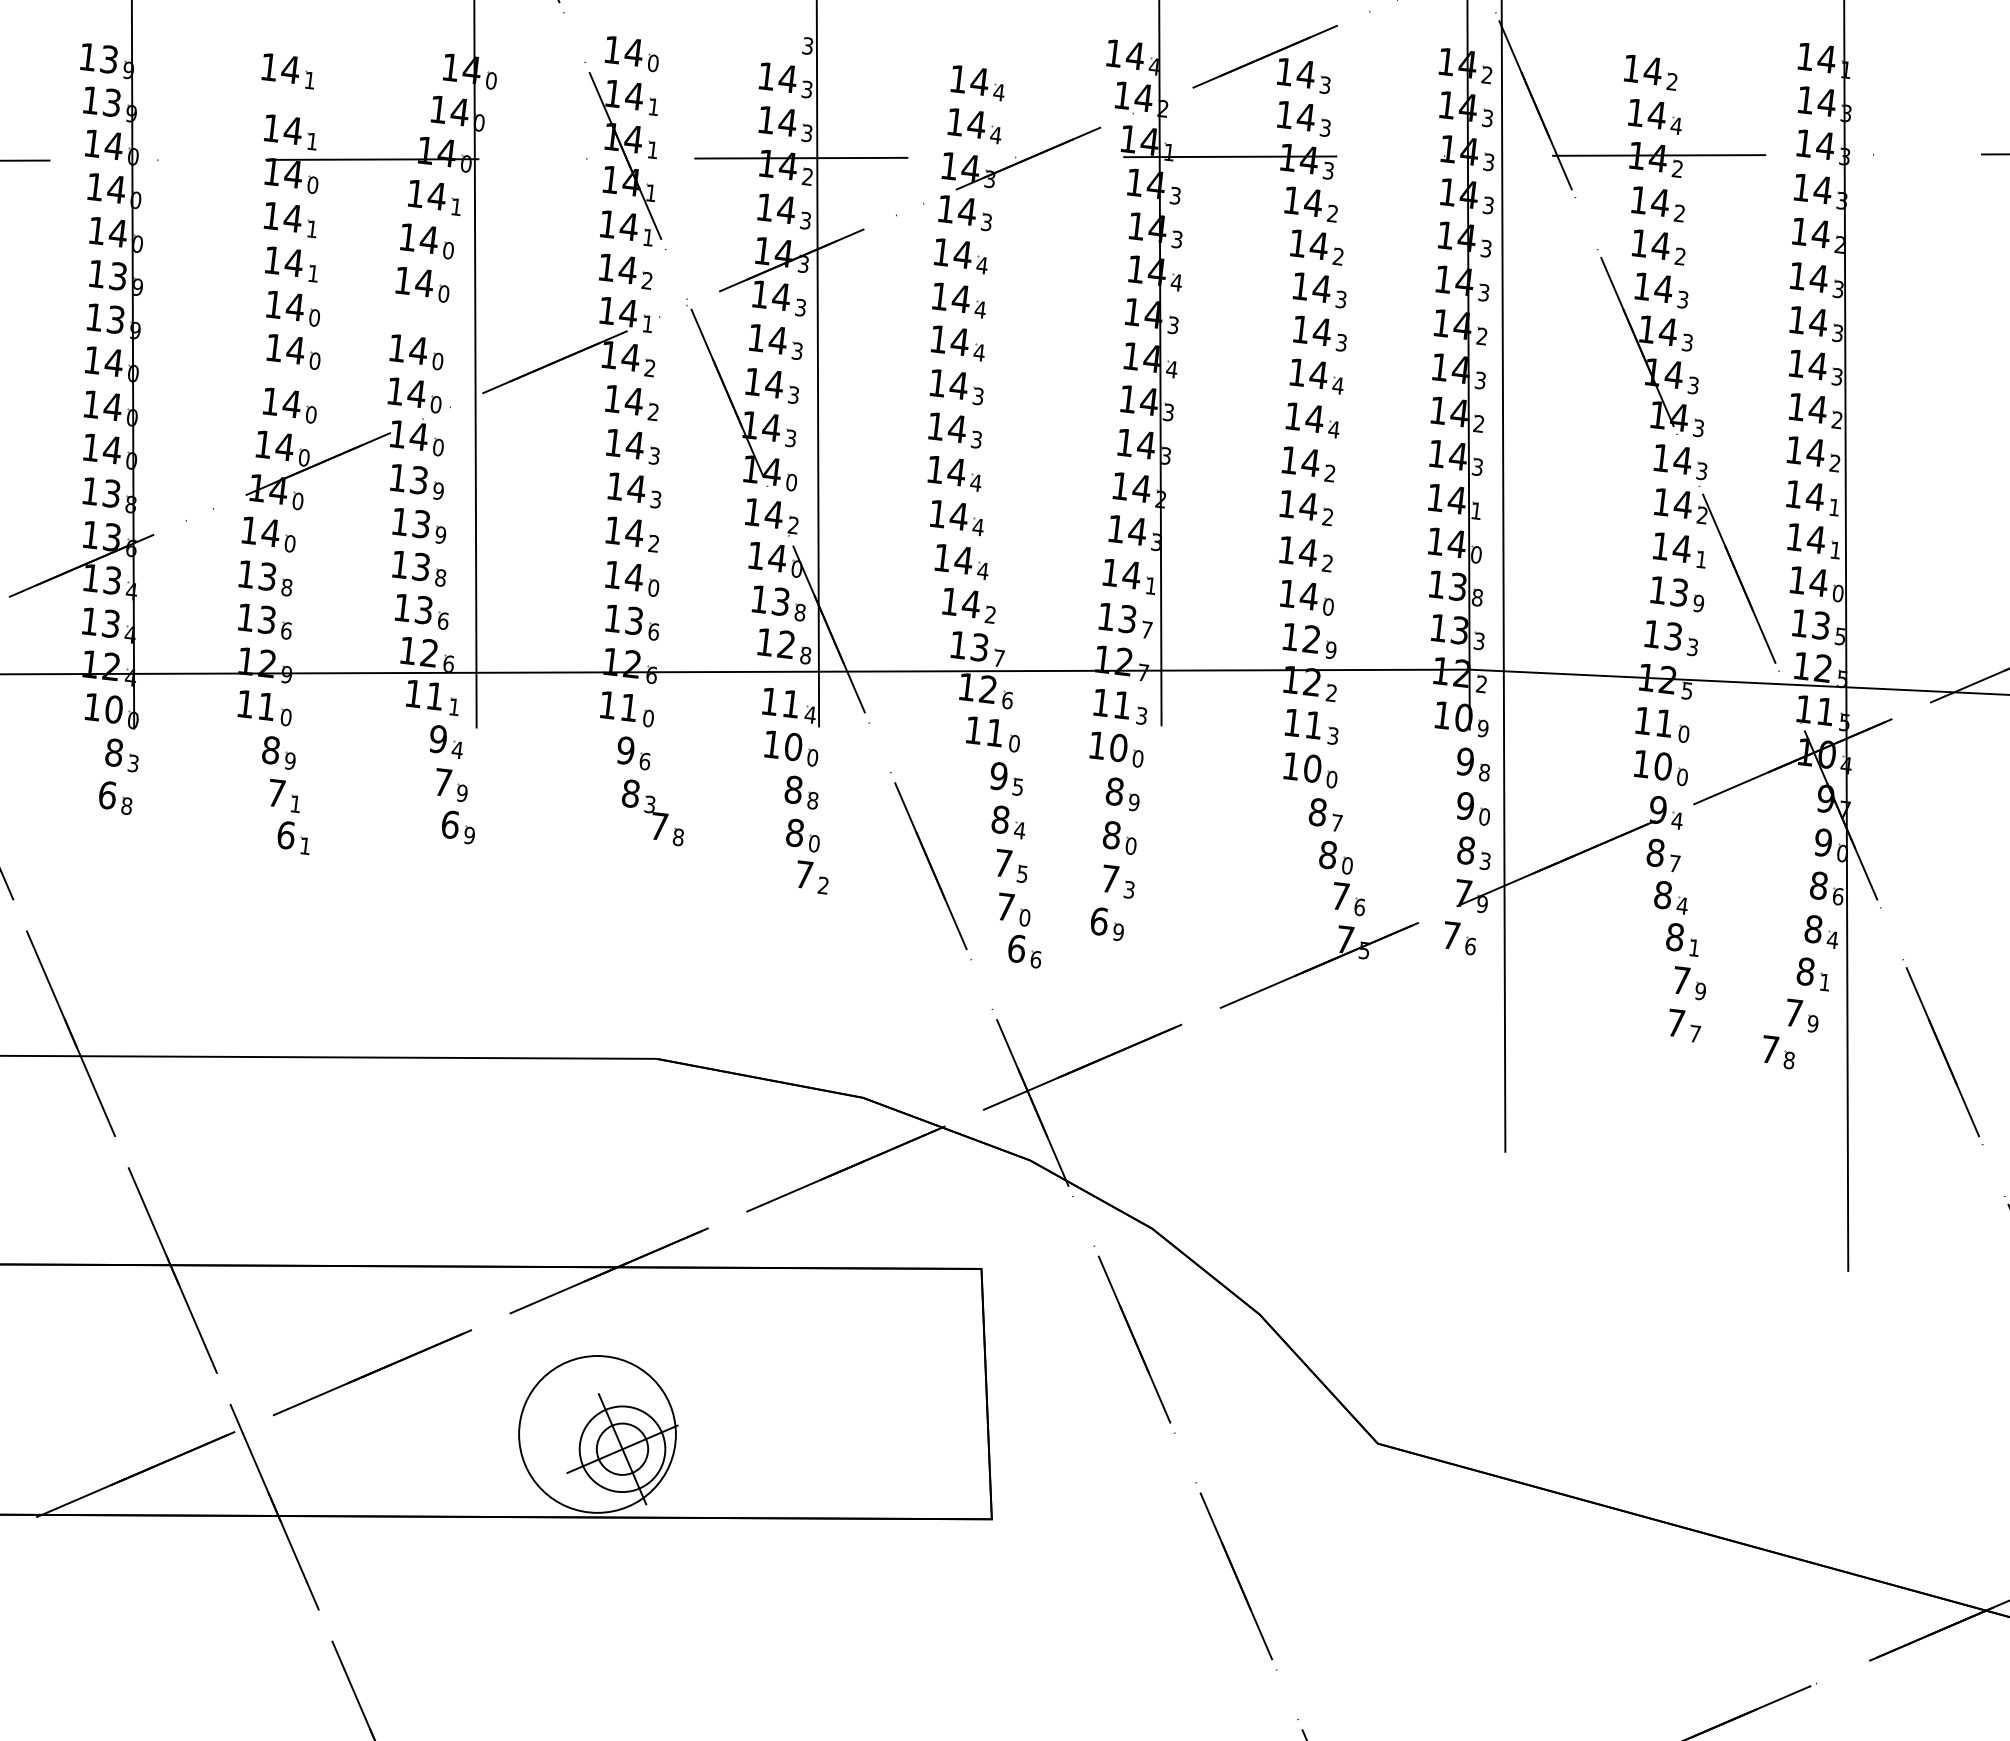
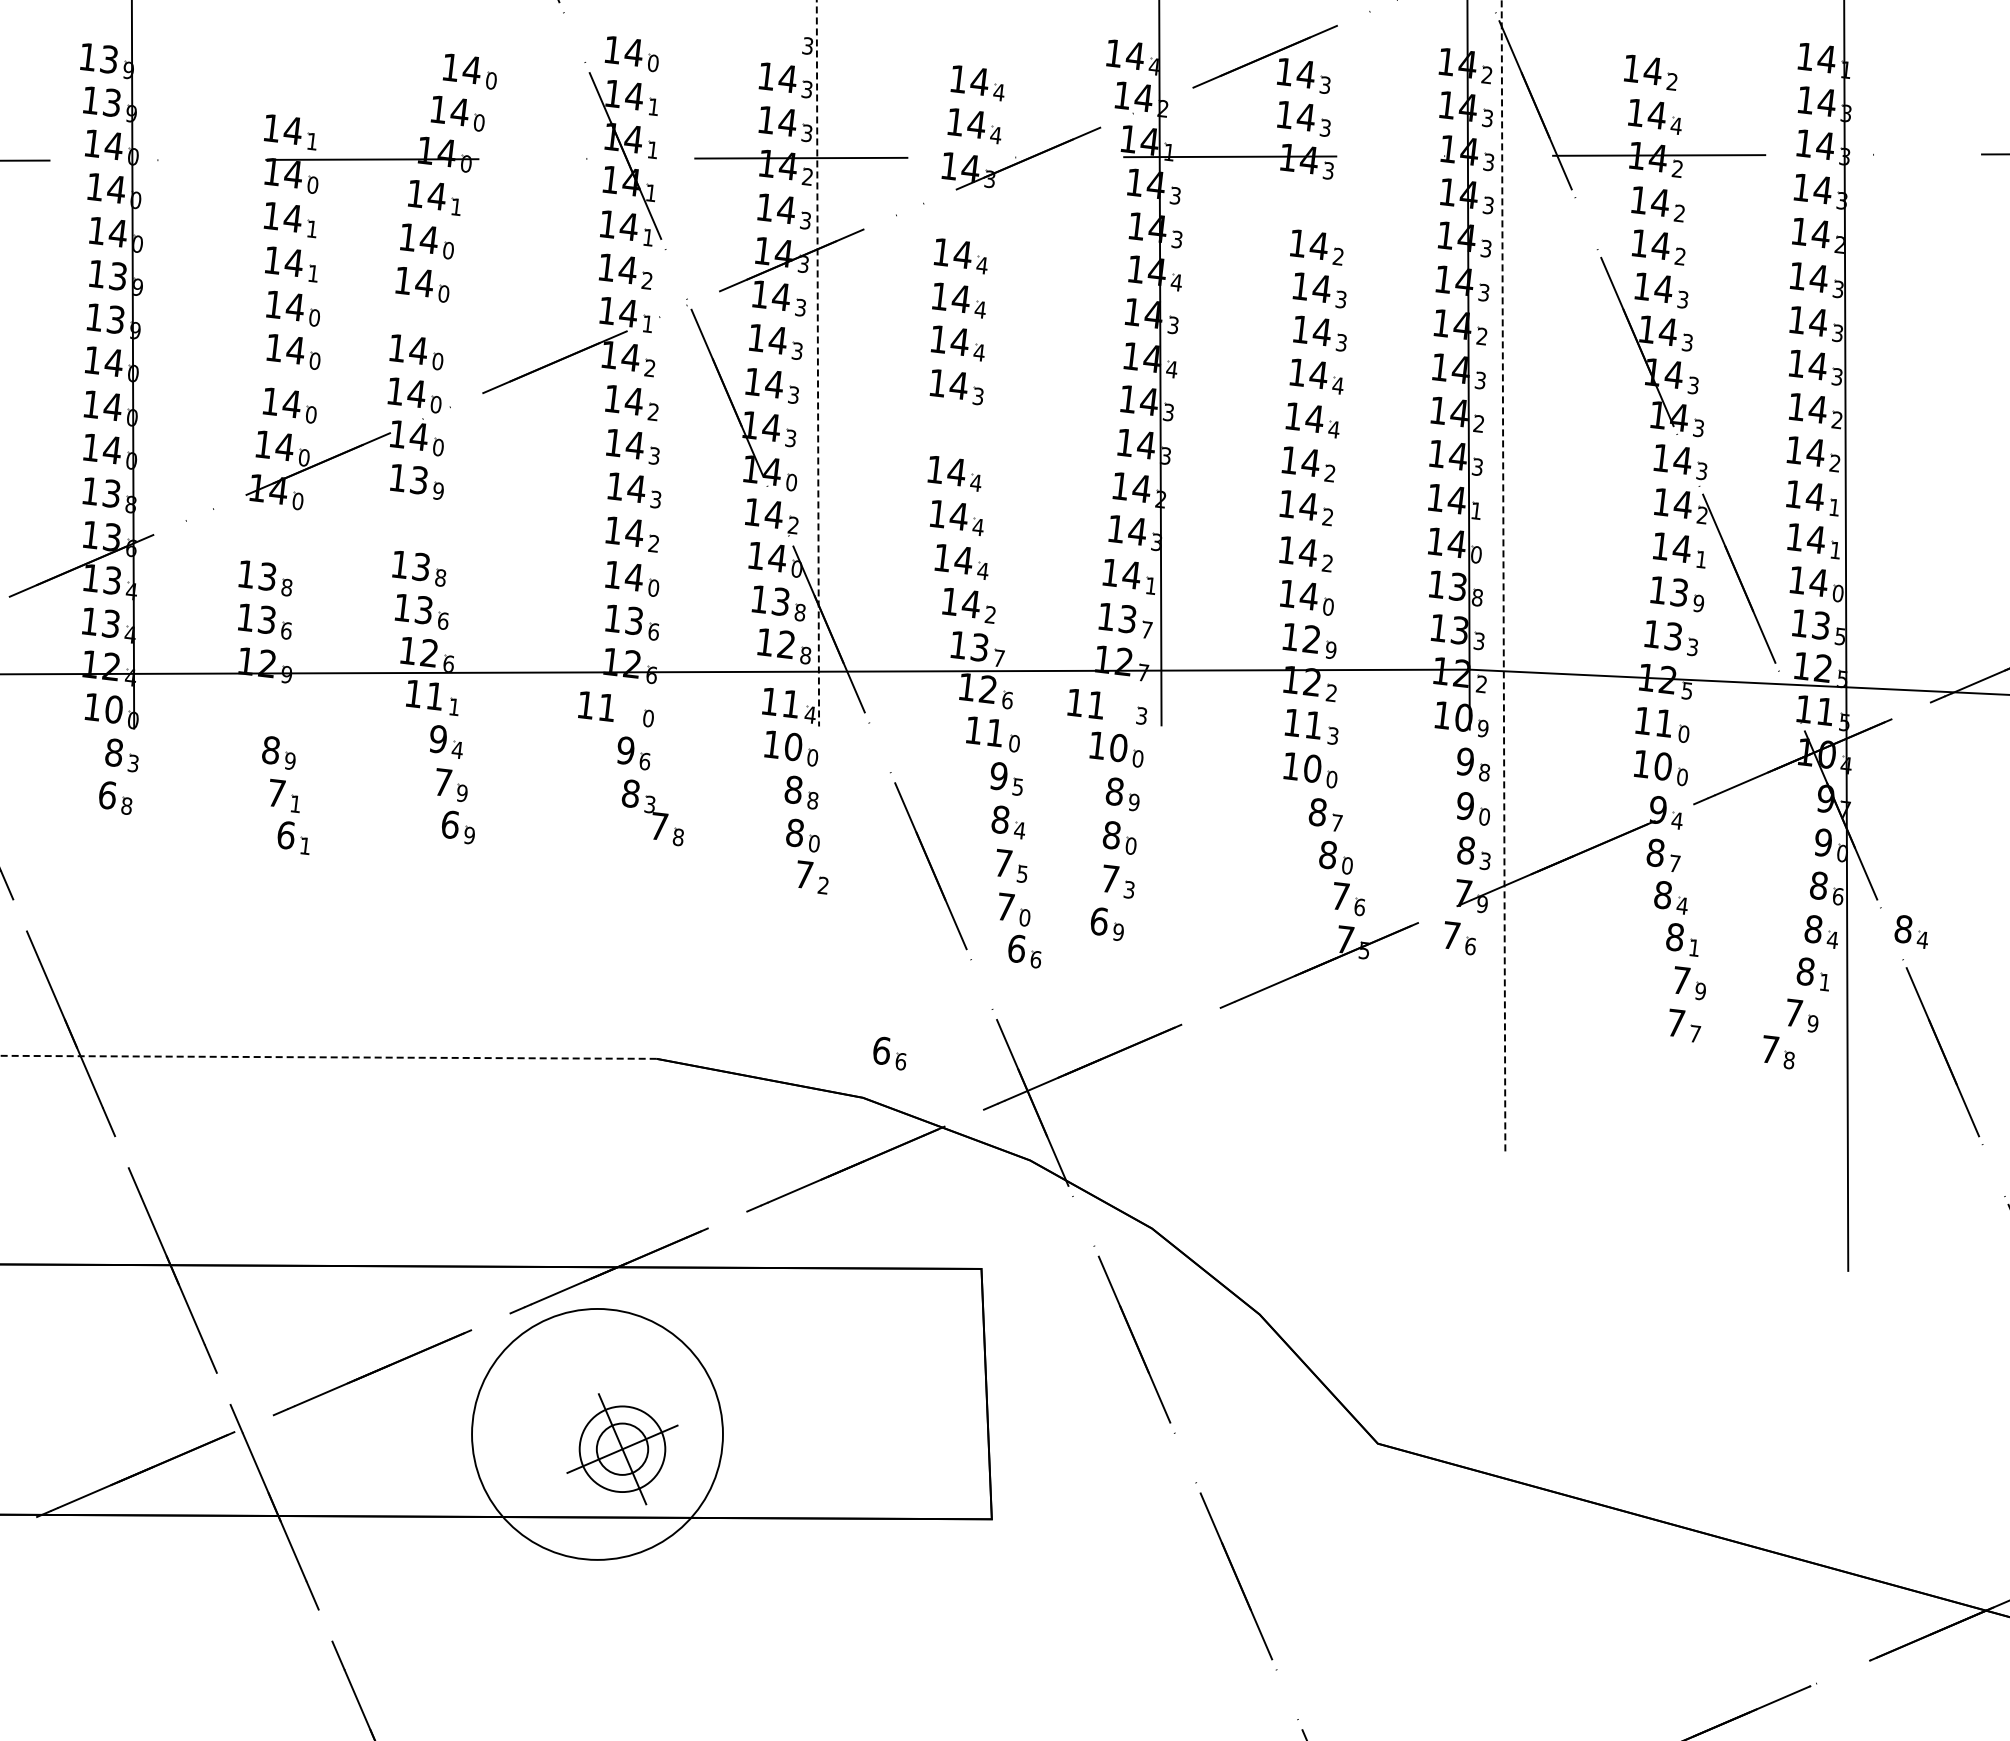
part: present -> none (287, 71)
part: present -> none (1310, 204)
part: present -> none (964, 213)
line: solid -> dashed (817, 363)
line: present -> none (475, 364)
part: present -> none (954, 430)
part: present -> none (419, 525)
part: present -> none (268, 534)
line: solid -> dashed (1503, 575)
text position: (1110, 704) -> (1084, 704) (1084, 704)
text position: (617, 706) -> (595, 706) (595, 706)
part: present -> none (264, 708)
part: none -> present (1910, 931)
part: none -> present (889, 1053)
line: solid -> dashed (327, 1057)
circle diameter: 157 px -> 251 px (597, 1433)
